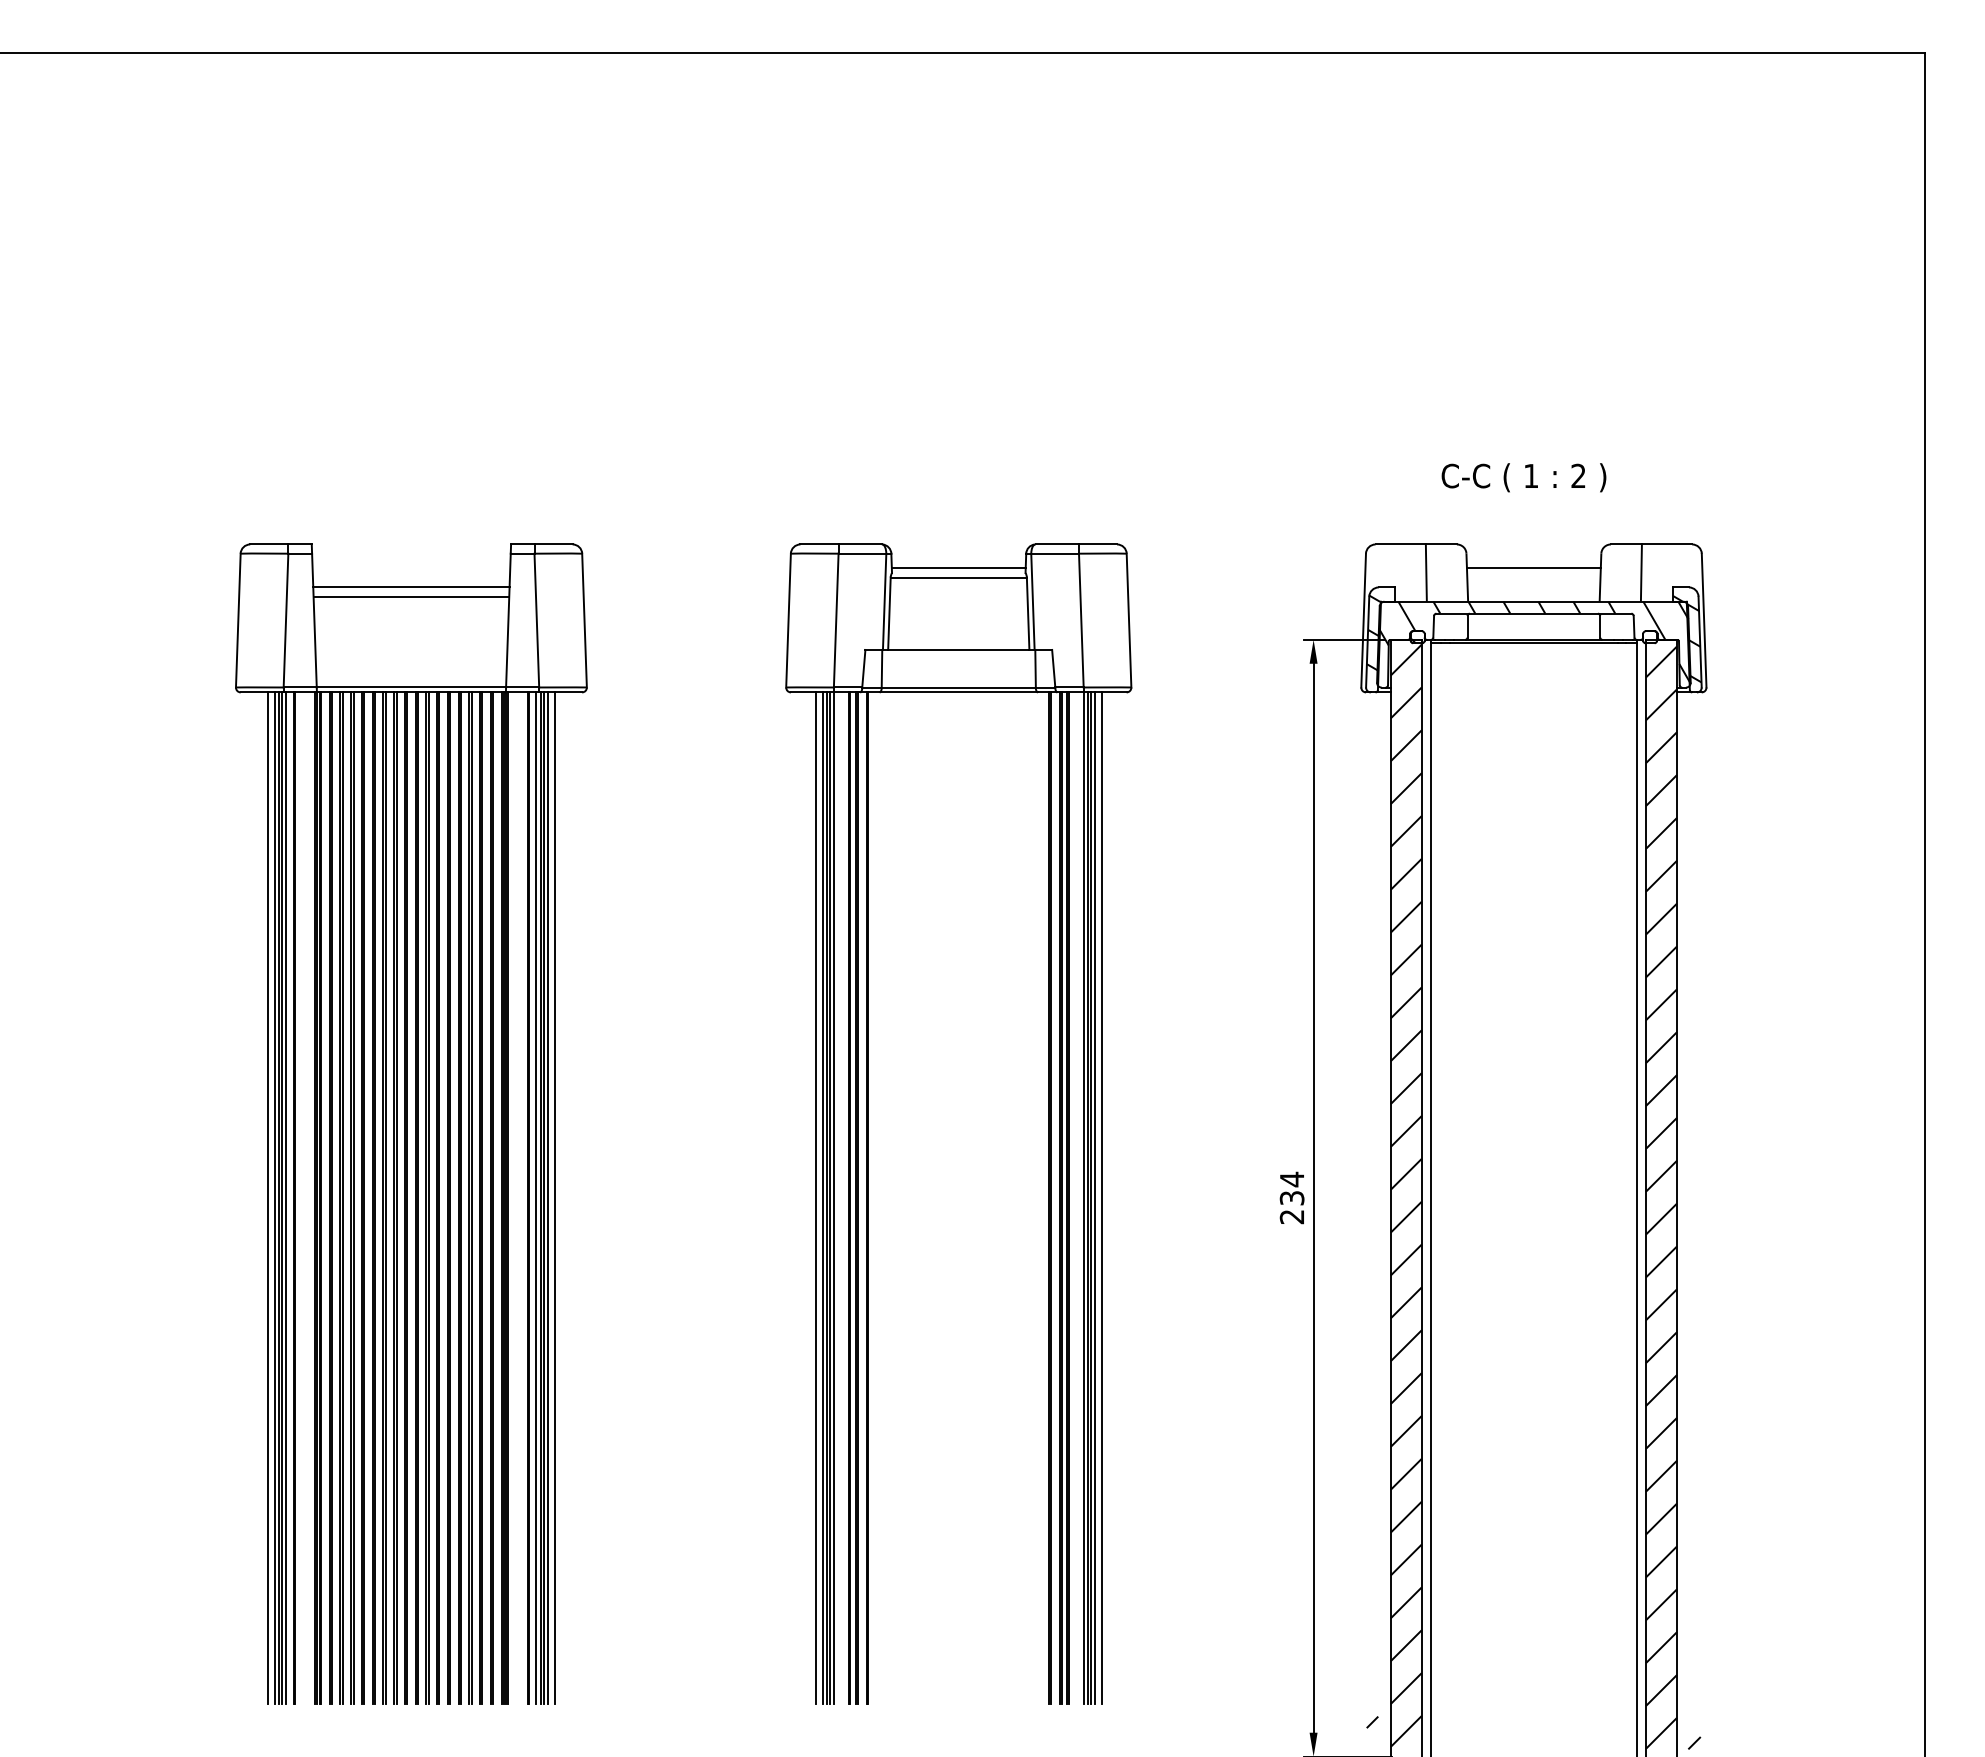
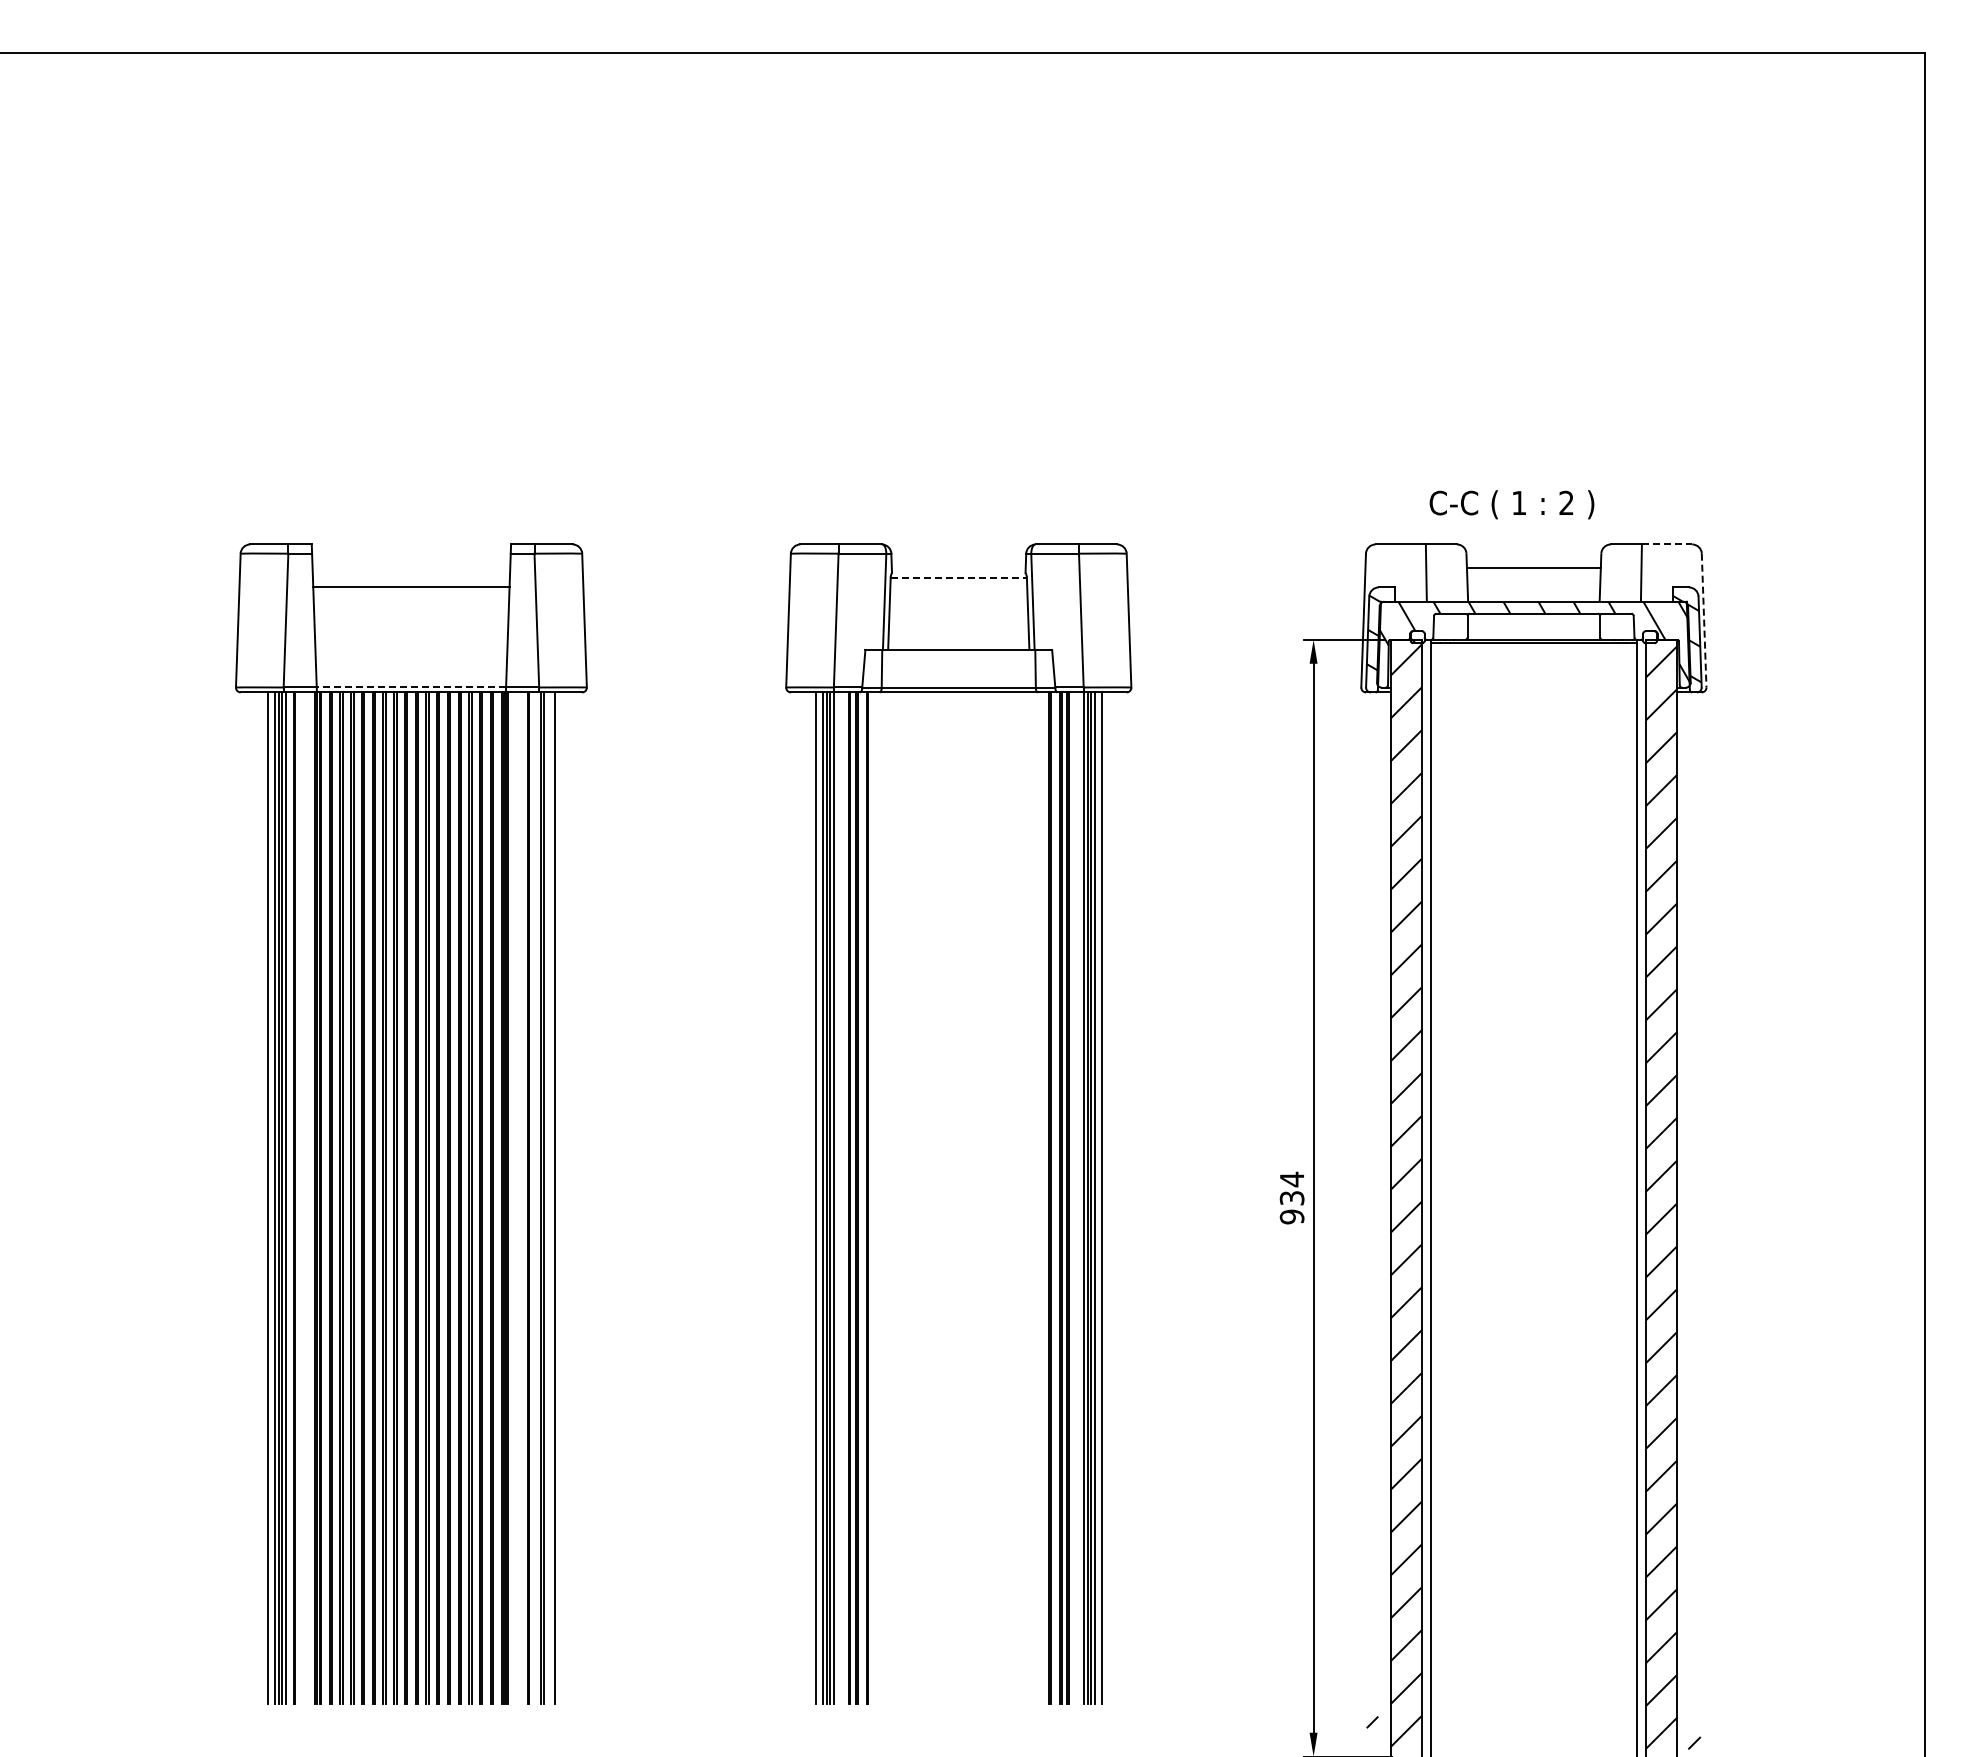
text position: (1523, 477) -> (1511, 504) (1511, 504)
line: solid -> dashed (1667, 544)
line: present -> none (958, 568)
line: solid -> dashed (959, 577)
line: present -> none (411, 596)
line: solid -> dashed (1704, 620)
line: solid -> dashed (411, 687)
line: present -> none (536, 1198)
line: present -> none (547, 1198)
text: 234 -> 934 (1292, 1216)
